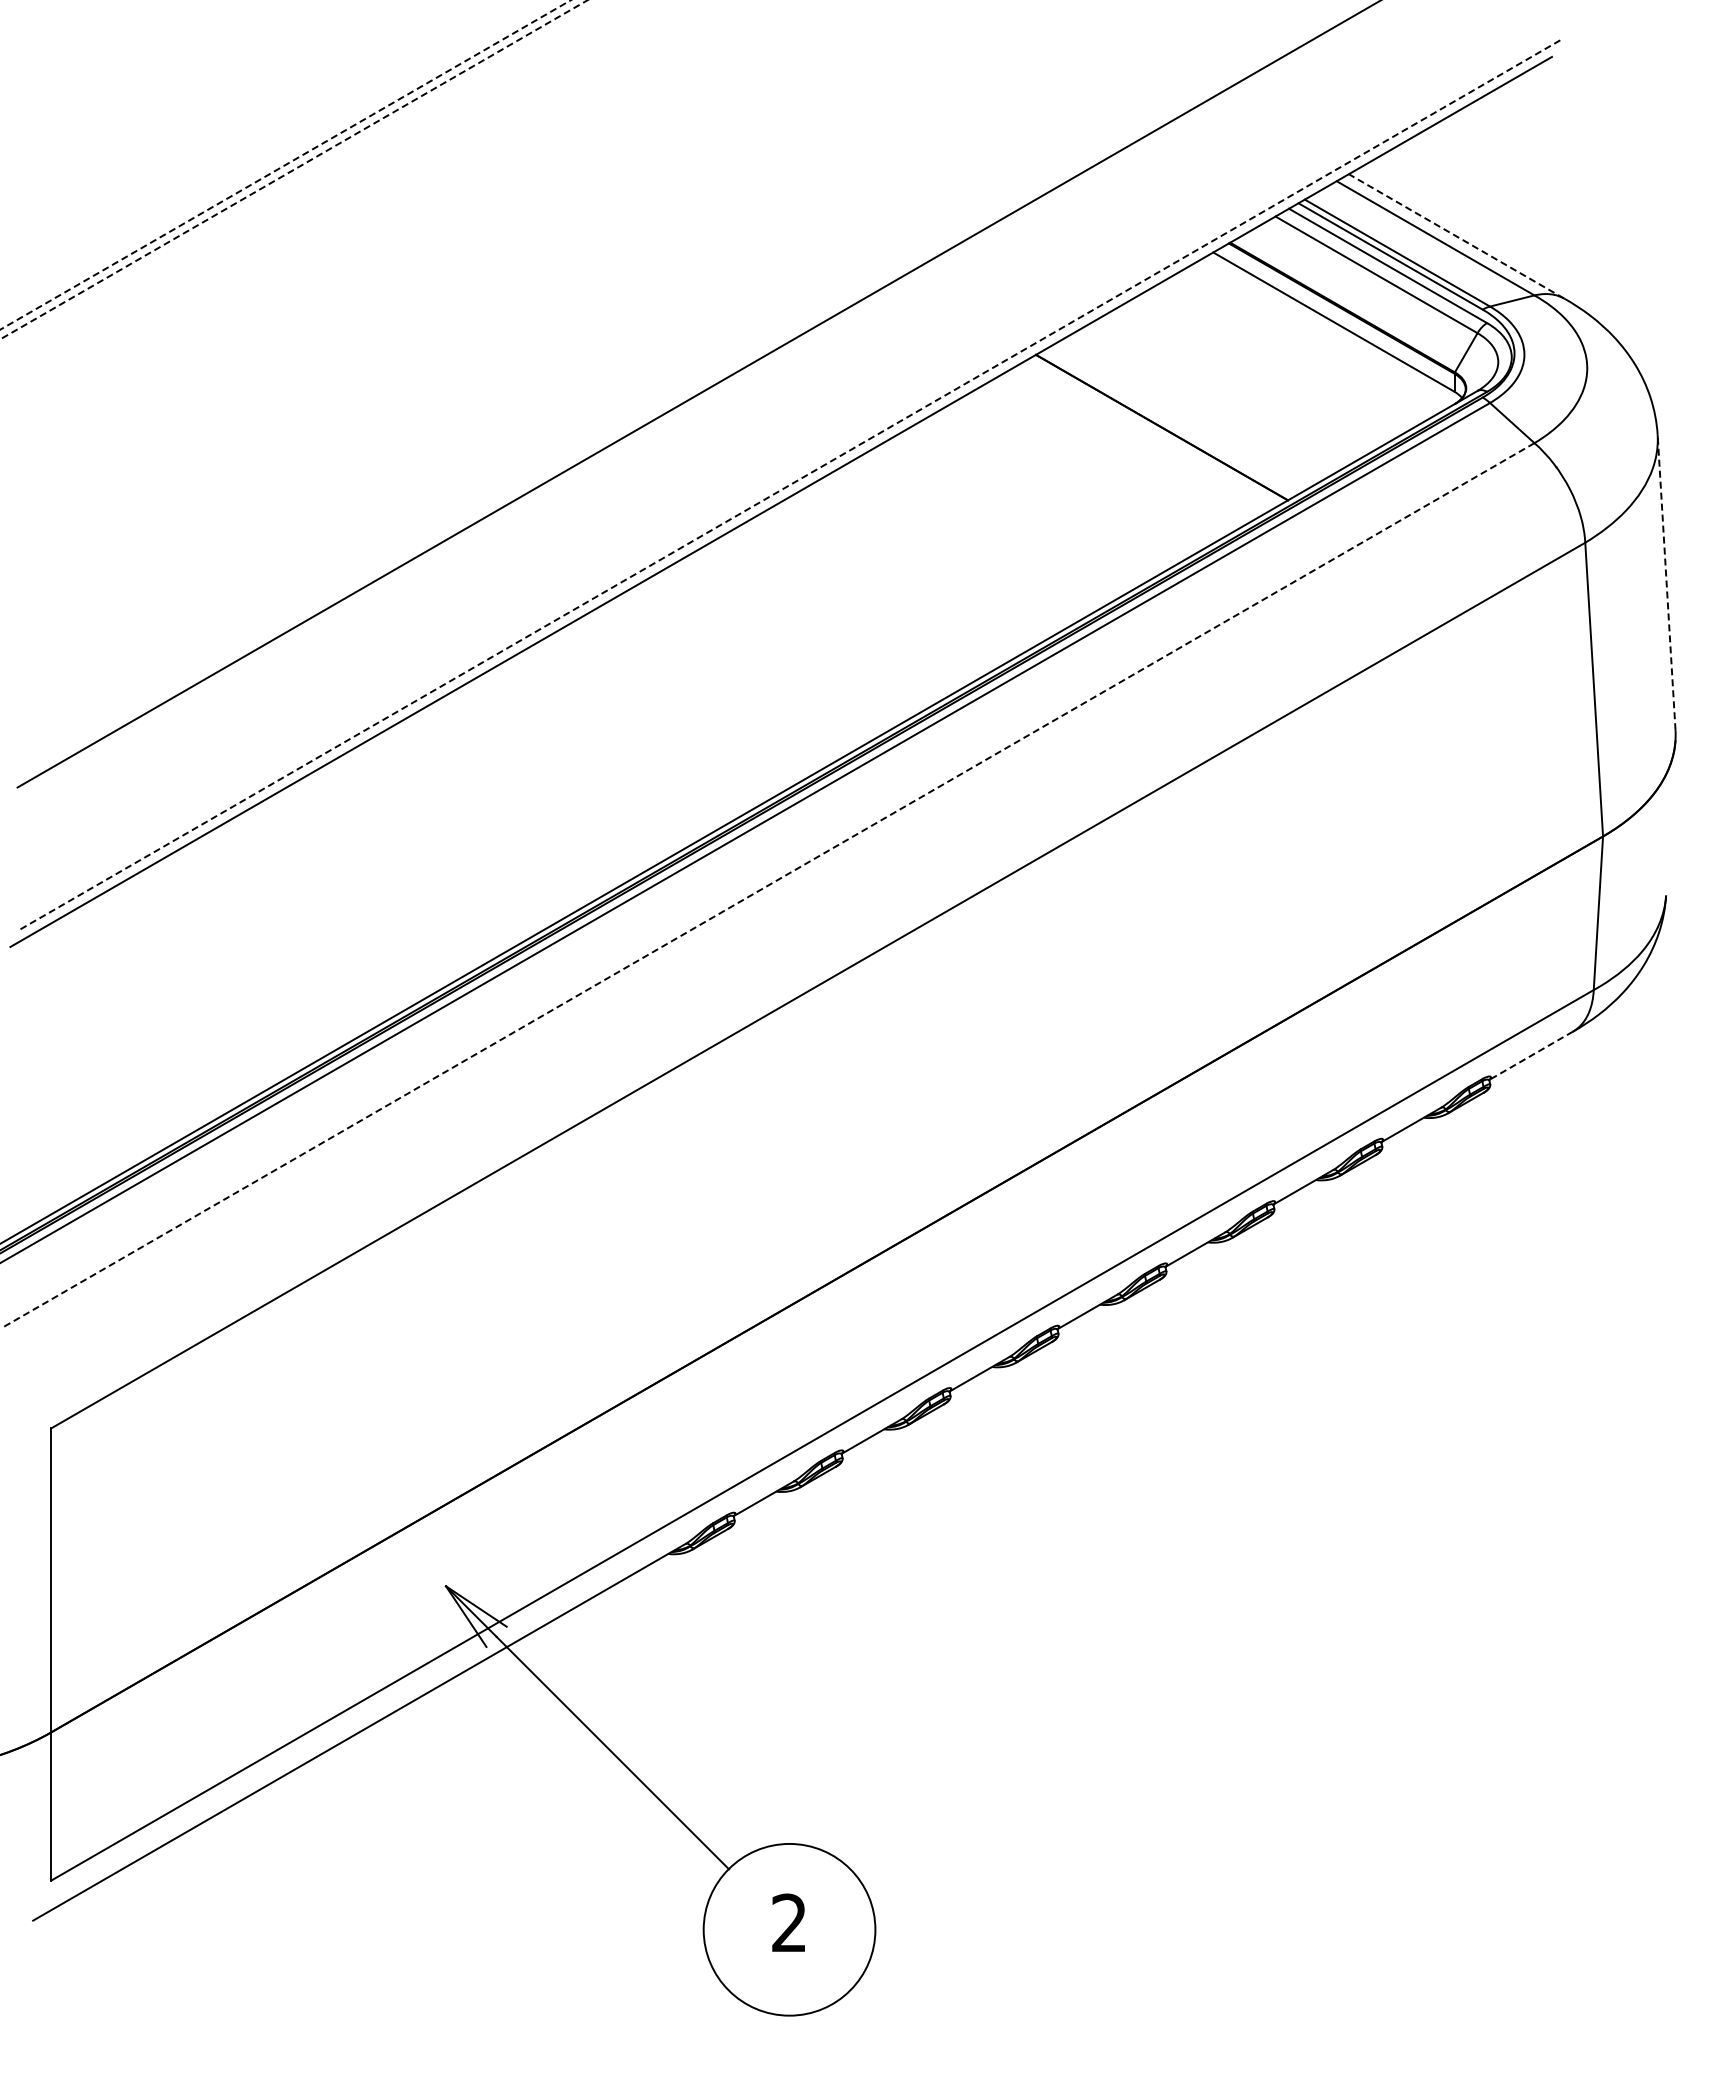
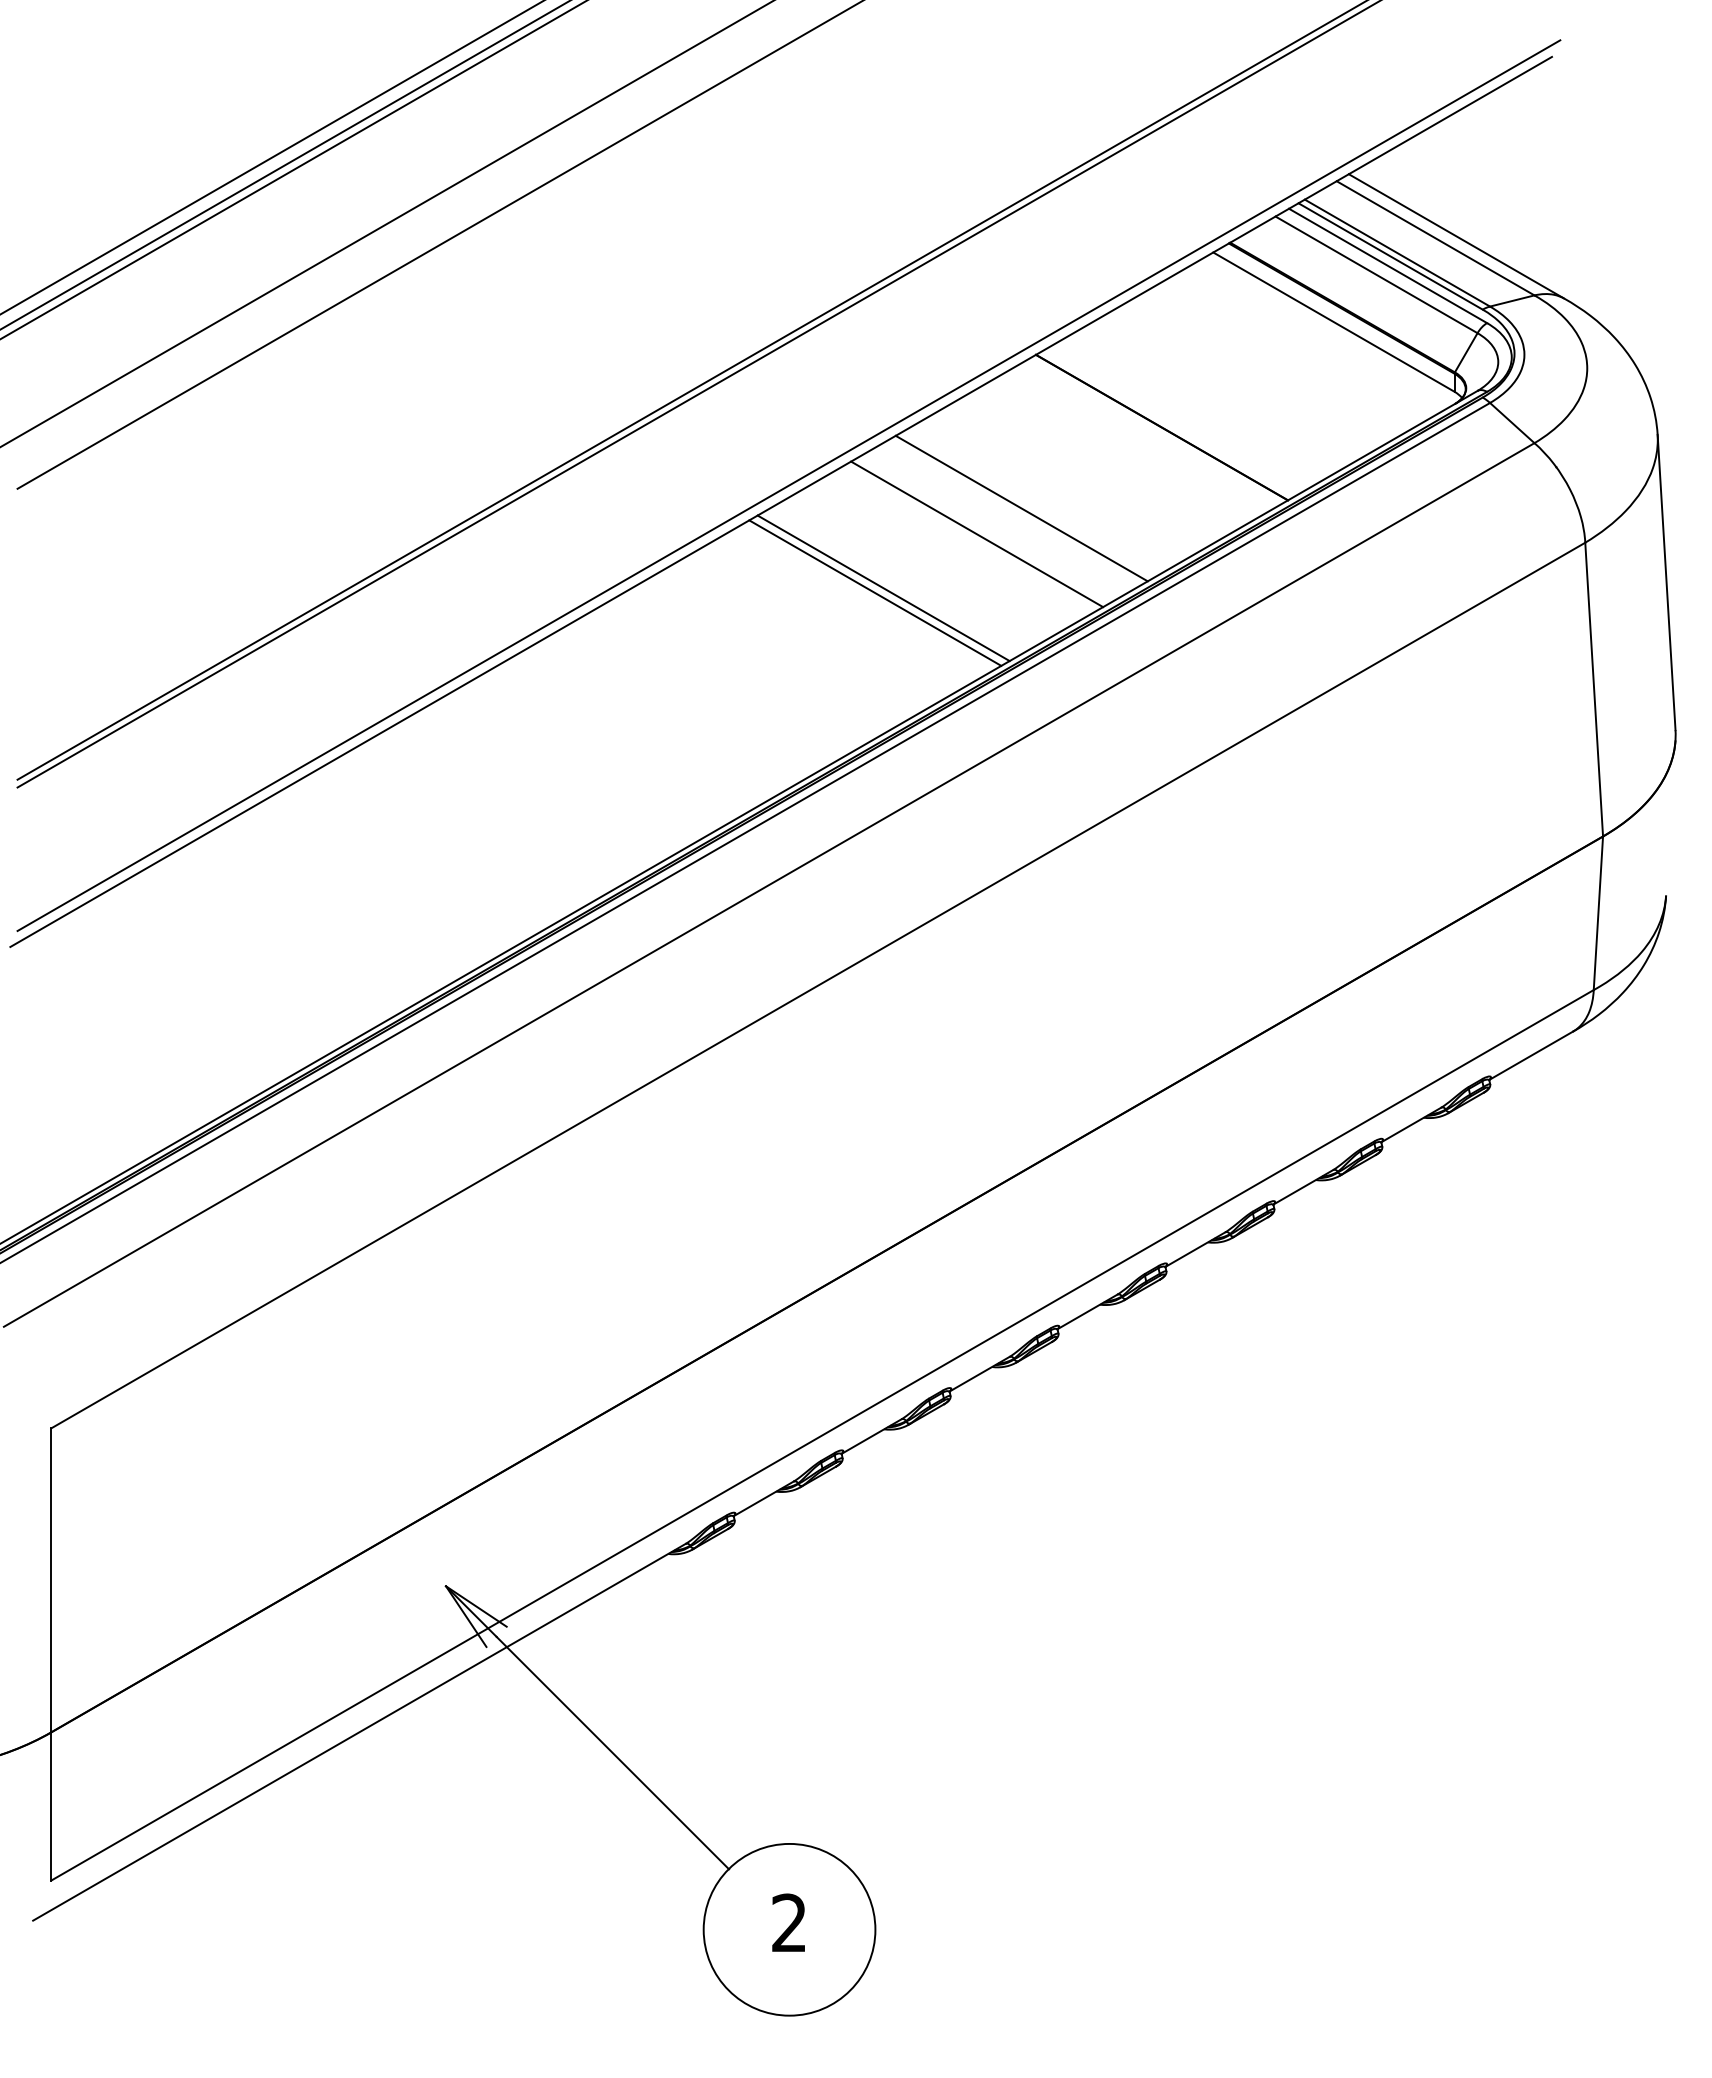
line: none -> present (271, 157)
line: dashed -> solid (285, 165)
line: dashed -> solid (293, 169)
line: none -> present (386, 224)
line: dashed -> solid (1455, 236)
line: none -> present (438, 245)
line: none -> present (690, 390)
line: dashed -> solid (788, 485)
line: none -> present (1021, 508)
line: none -> present (977, 534)
line: dashed -> solid (1666, 582)
line: none -> present (883, 588)
line: none -> present (875, 592)
line: dashed -> solid (769, 884)
line: dashed -> solid (1530, 1055)
